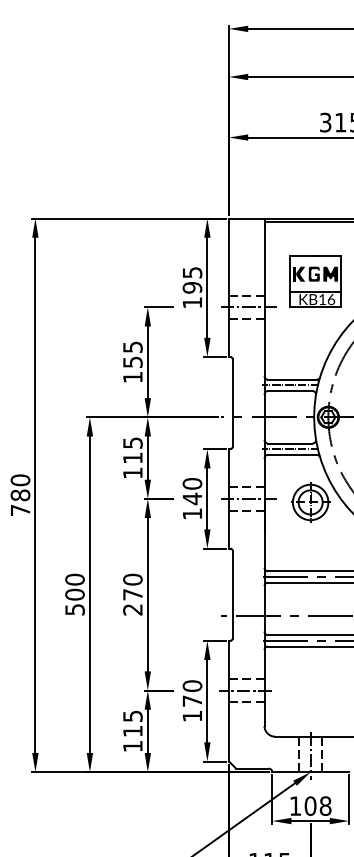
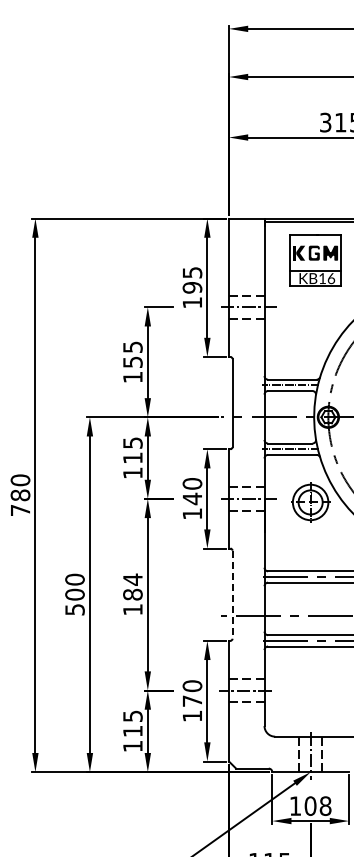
part position: (315, 281) -> (315, 260) (315, 260)
text: 270 -> 184 (132, 594)
line: solid -> dashed (232, 595)
